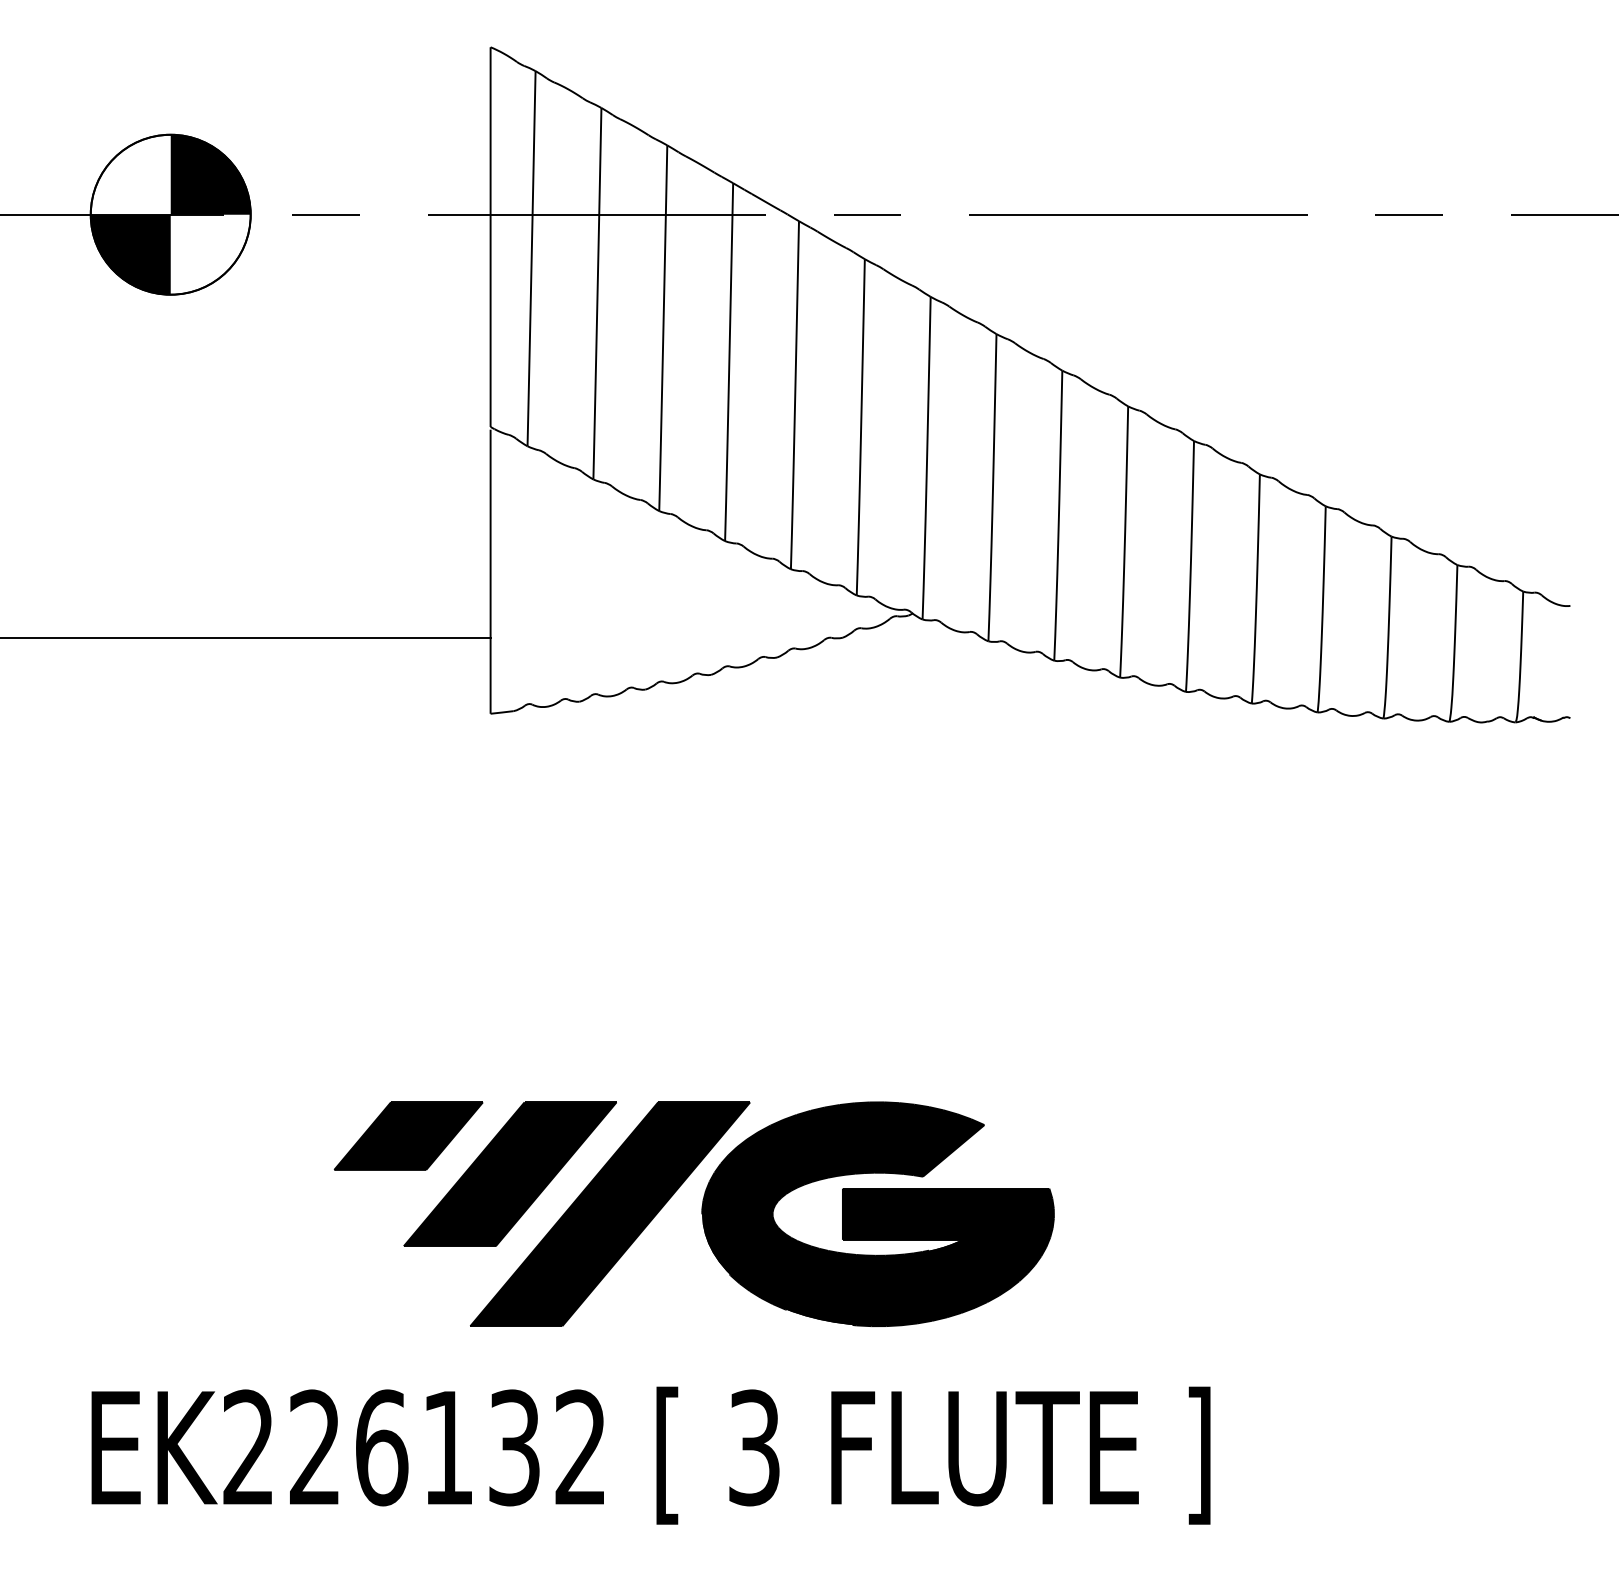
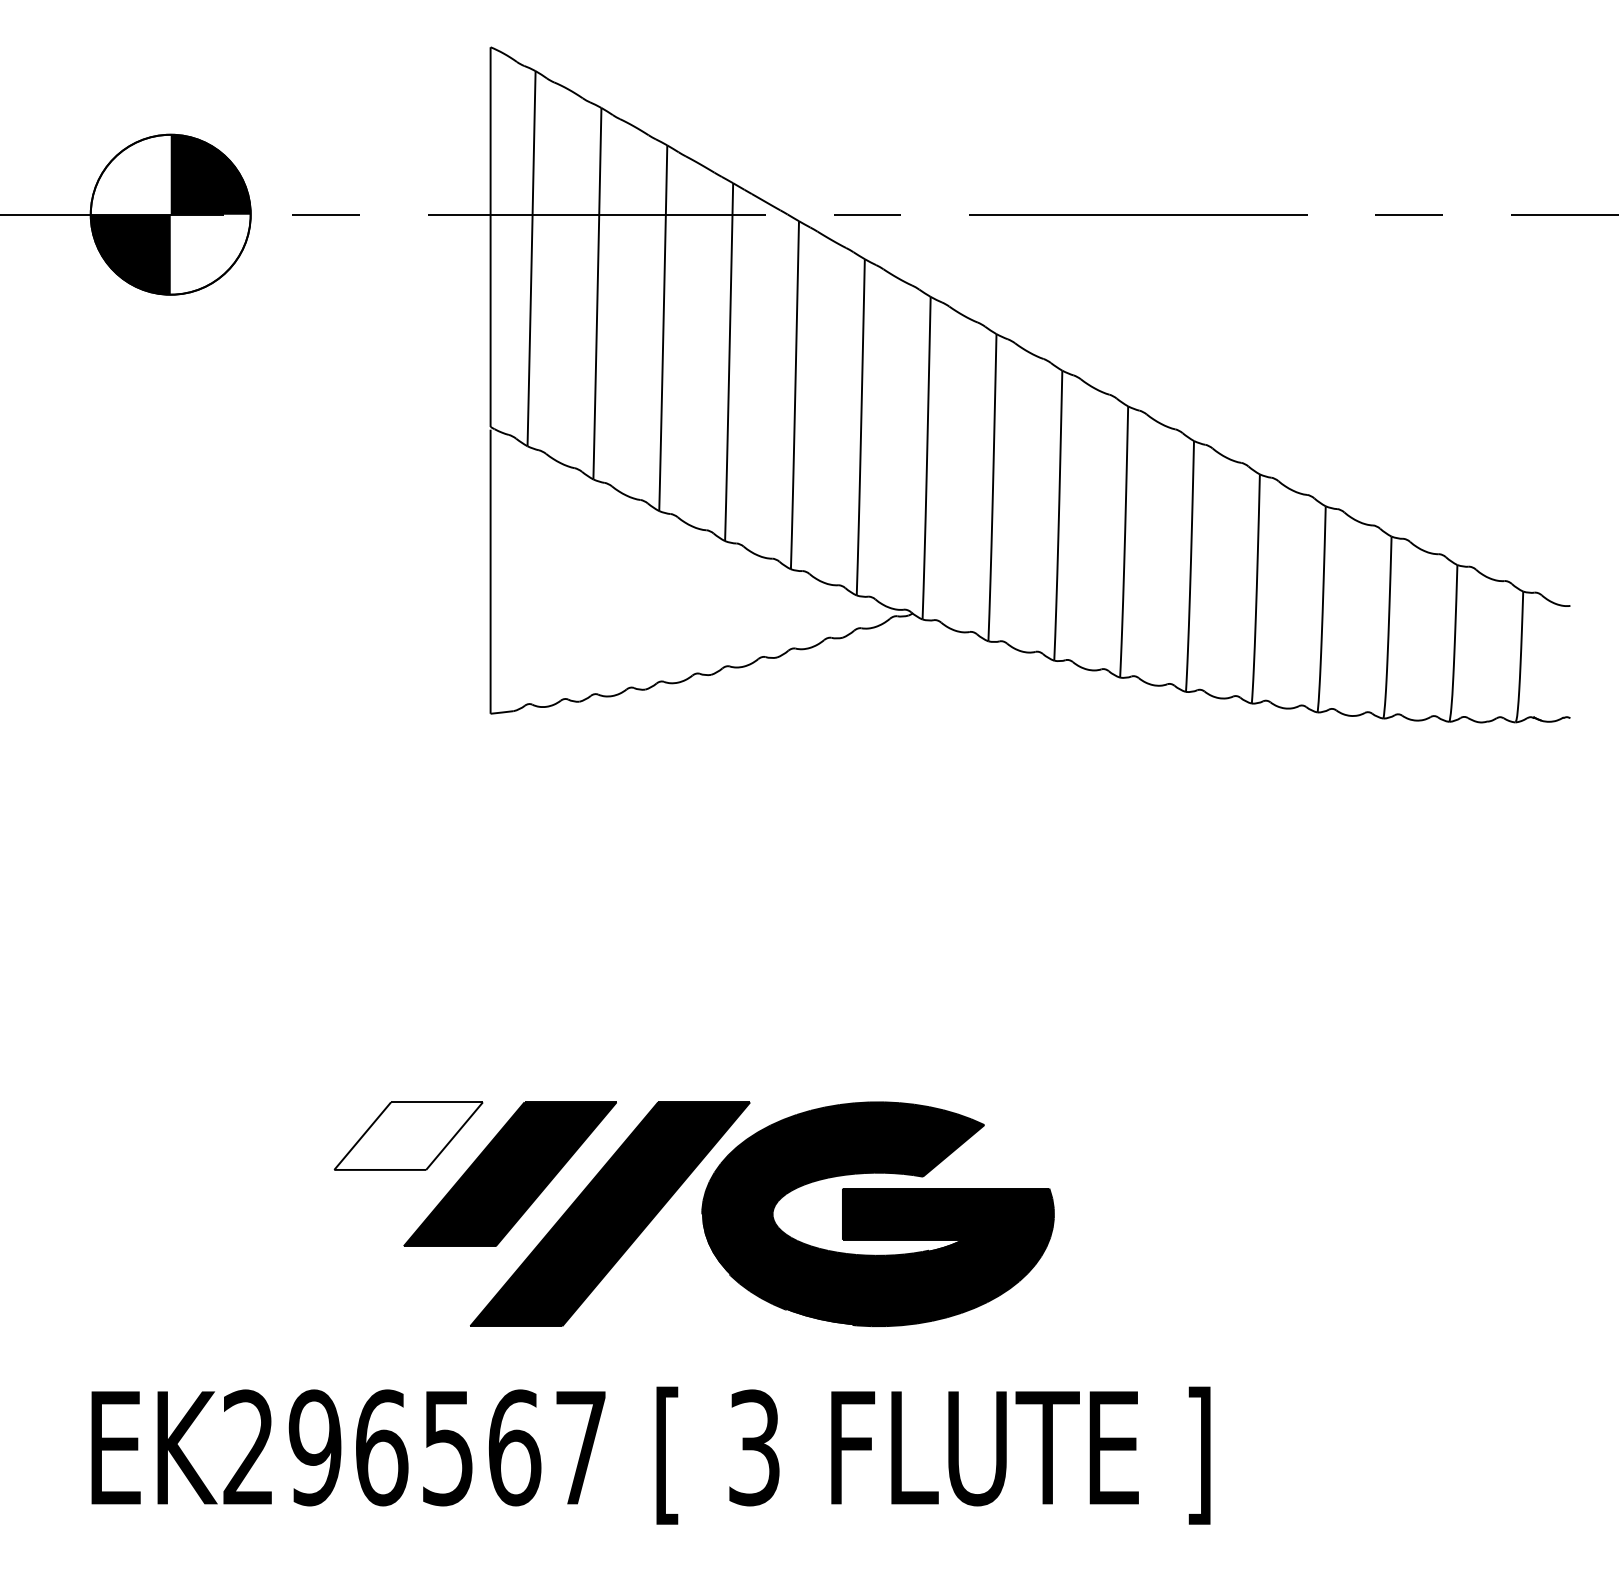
line: present -> none (246, 637)
fill: present -> none (408, 1135)
text: EK226132 -> EK296567 (446, 1447)
